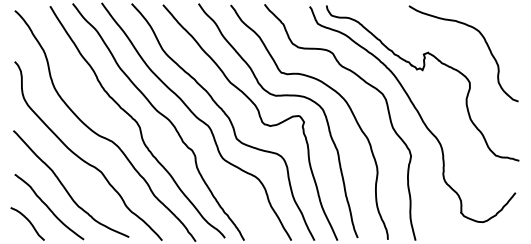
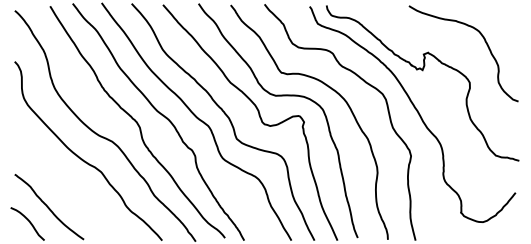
curve: present -> none (66, 188)
